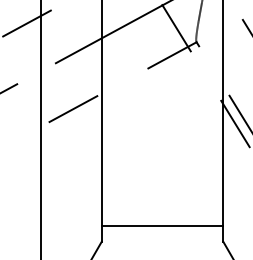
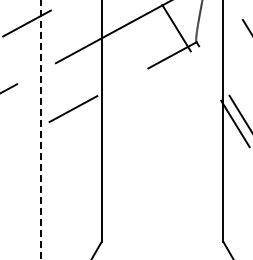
line: solid -> dashed (40, 129)
line: present -> none (162, 225)
